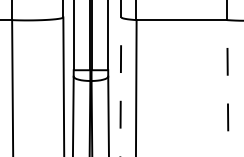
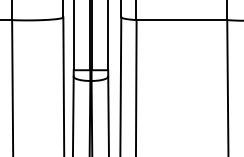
line: dashed -> solid (120, 86)
line: dashed -> solid (227, 87)
